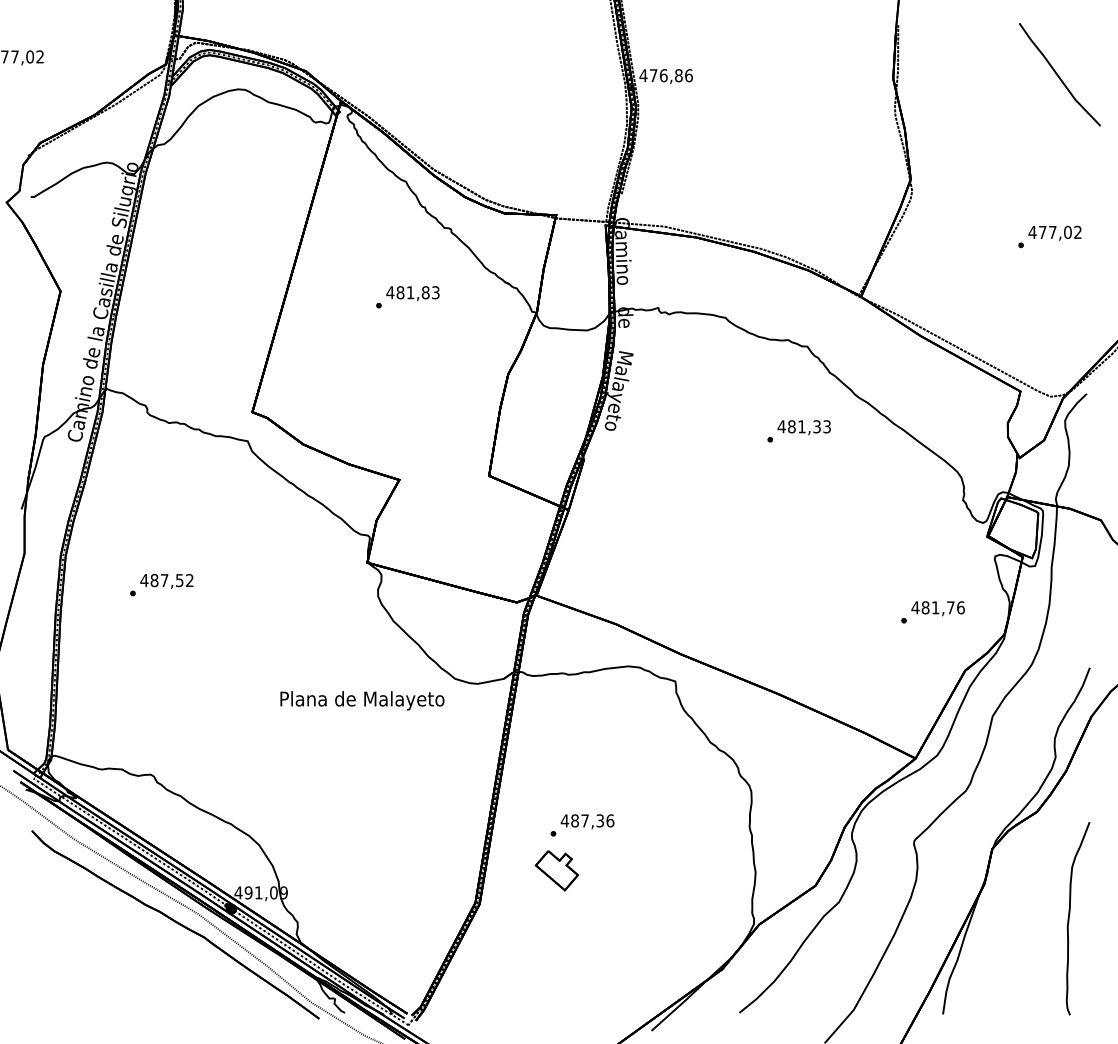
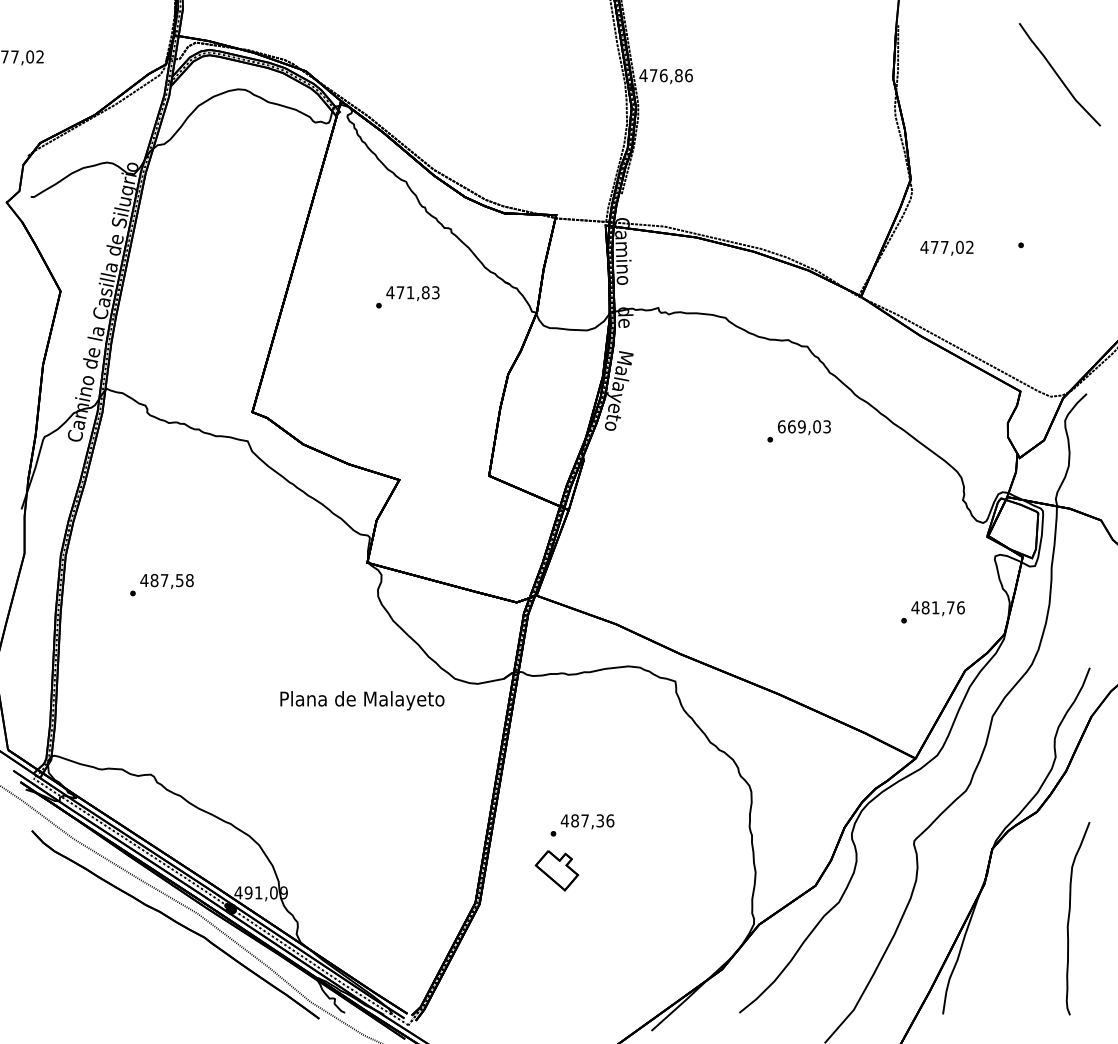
text position: (1054, 232) -> (946, 247) (946, 247)
text: 481,83 -> 471,83 (400, 292)
text: 481,33 -> 669,03 (798, 426)
text: 487,52 -> 487,58 (189, 580)
